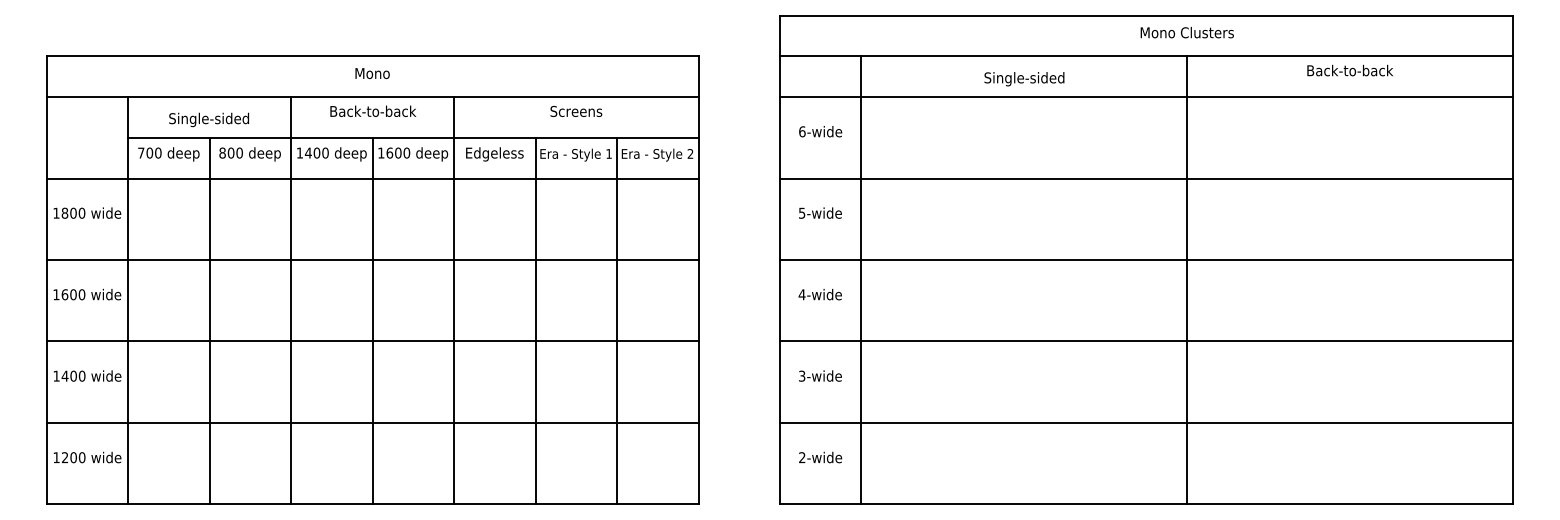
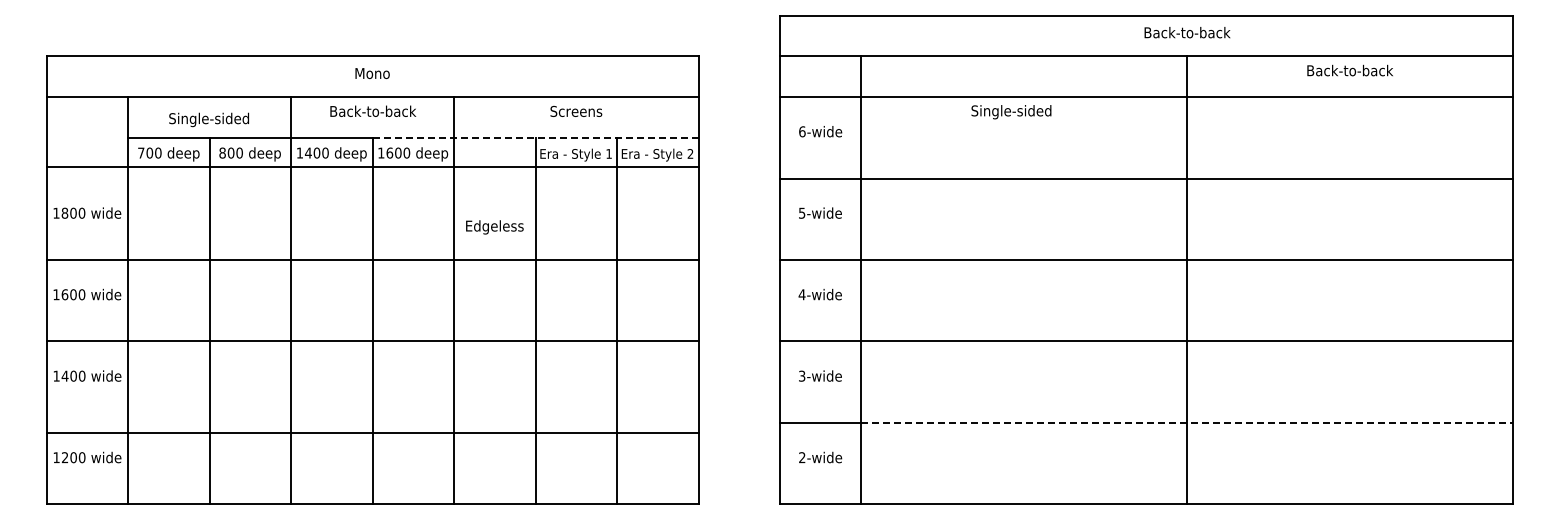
text: Mono Clusters -> Back-to-back (1186, 32)
text position: (1024, 79) -> (1011, 112) (1011, 112)
line: solid -> dashed (535, 137)
text position: (494, 154) -> (494, 227) (494, 227)
line position: (372, 178) -> (372, 166) (372, 166)
line position: (372, 422) -> (372, 432) (372, 432)
line: solid -> dashed (1187, 422)
